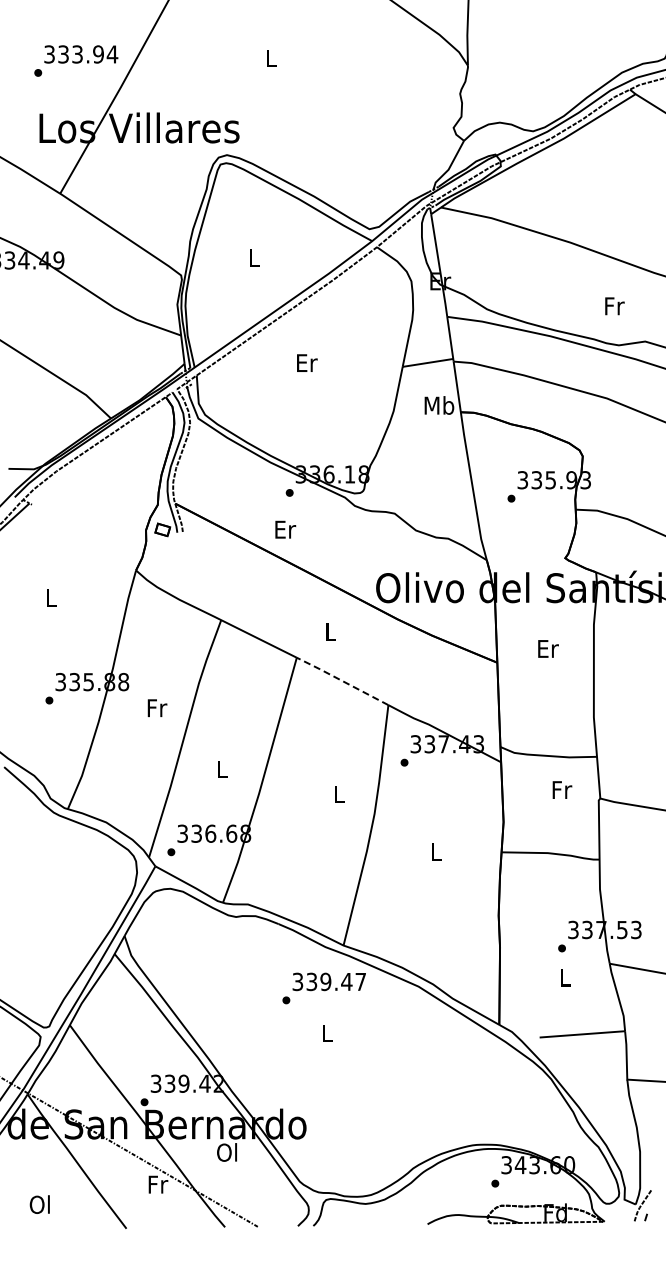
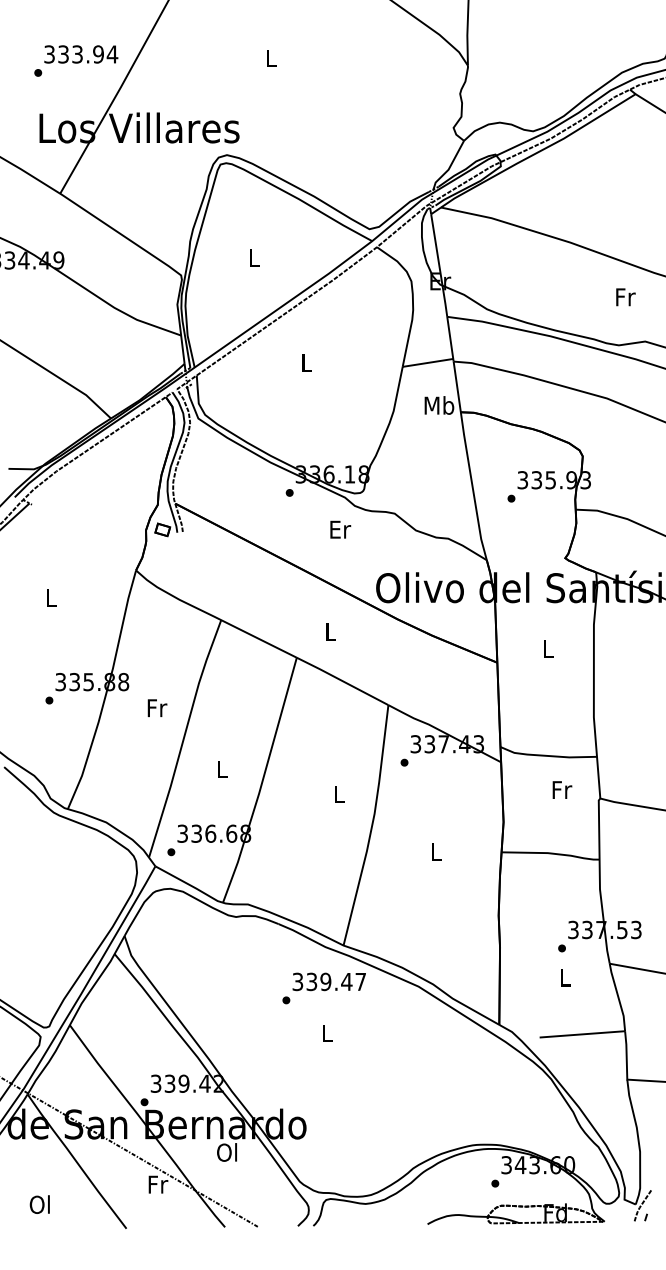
text position: (614, 306) -> (625, 297) (625, 297)
text: Er -> L (307, 362)
text position: (285, 529) -> (340, 529) (340, 529)
text: Er -> L (548, 648)
line: dashed -> solid (341, 680)
